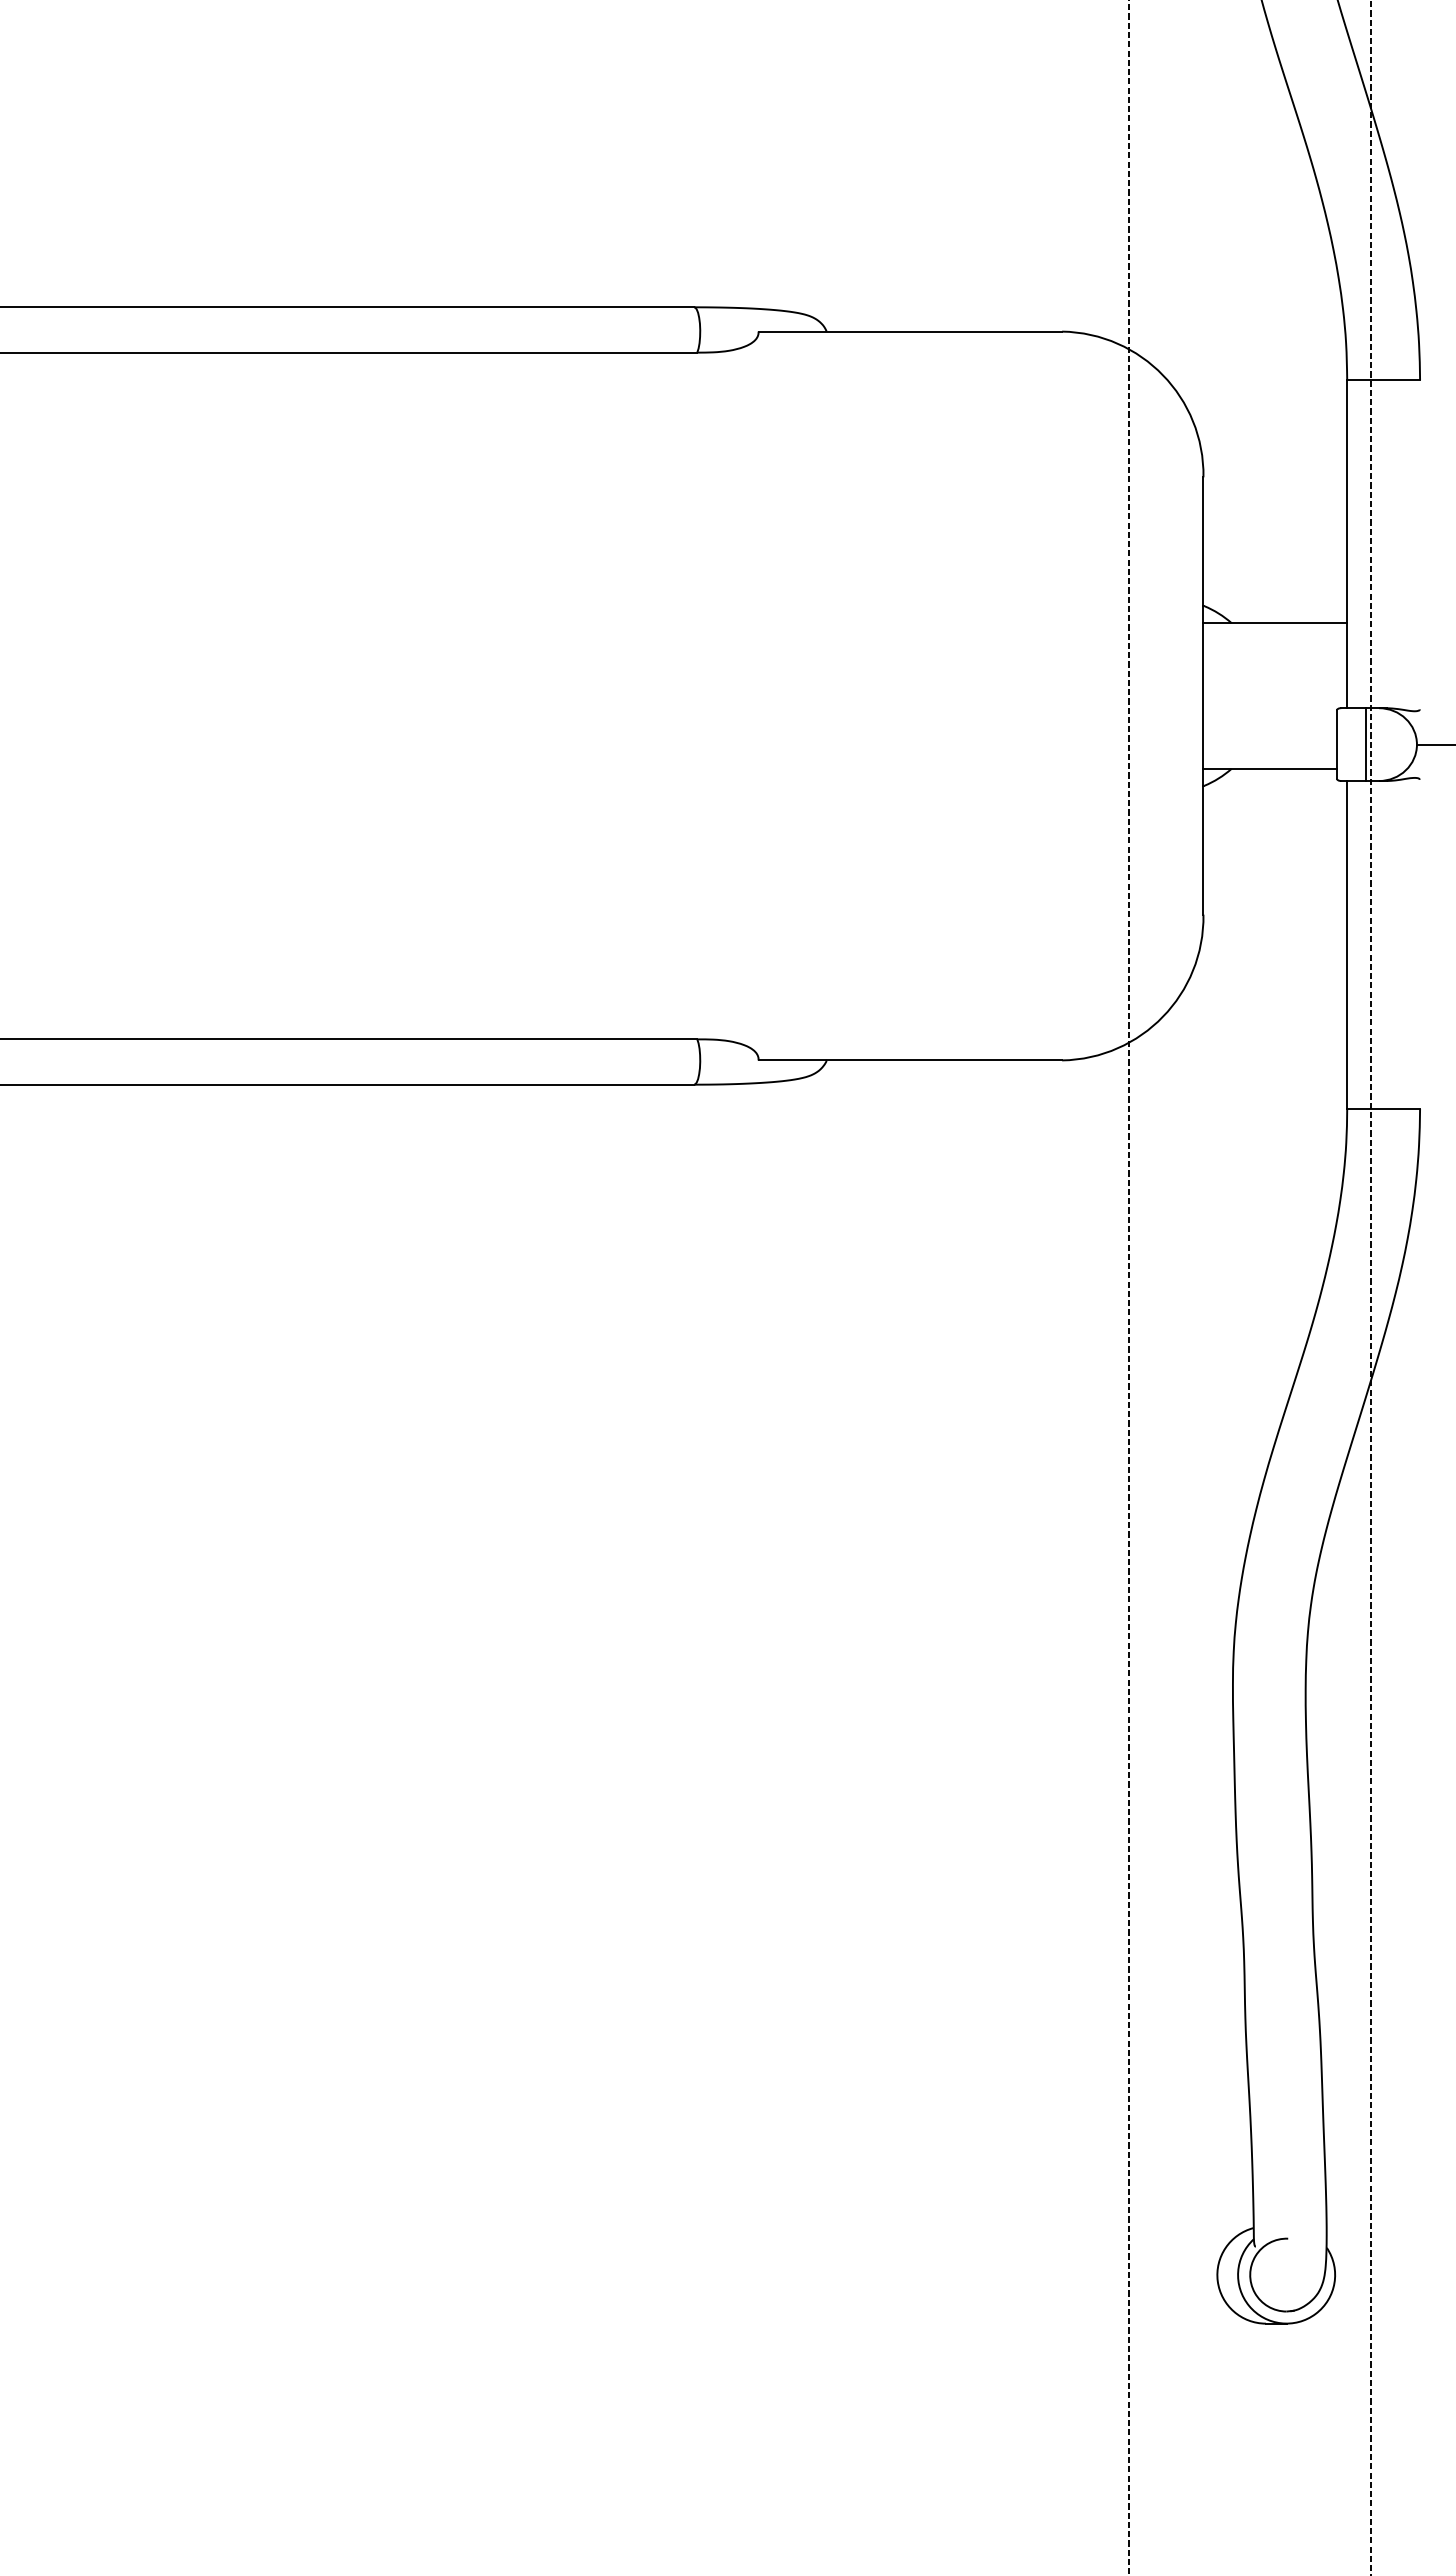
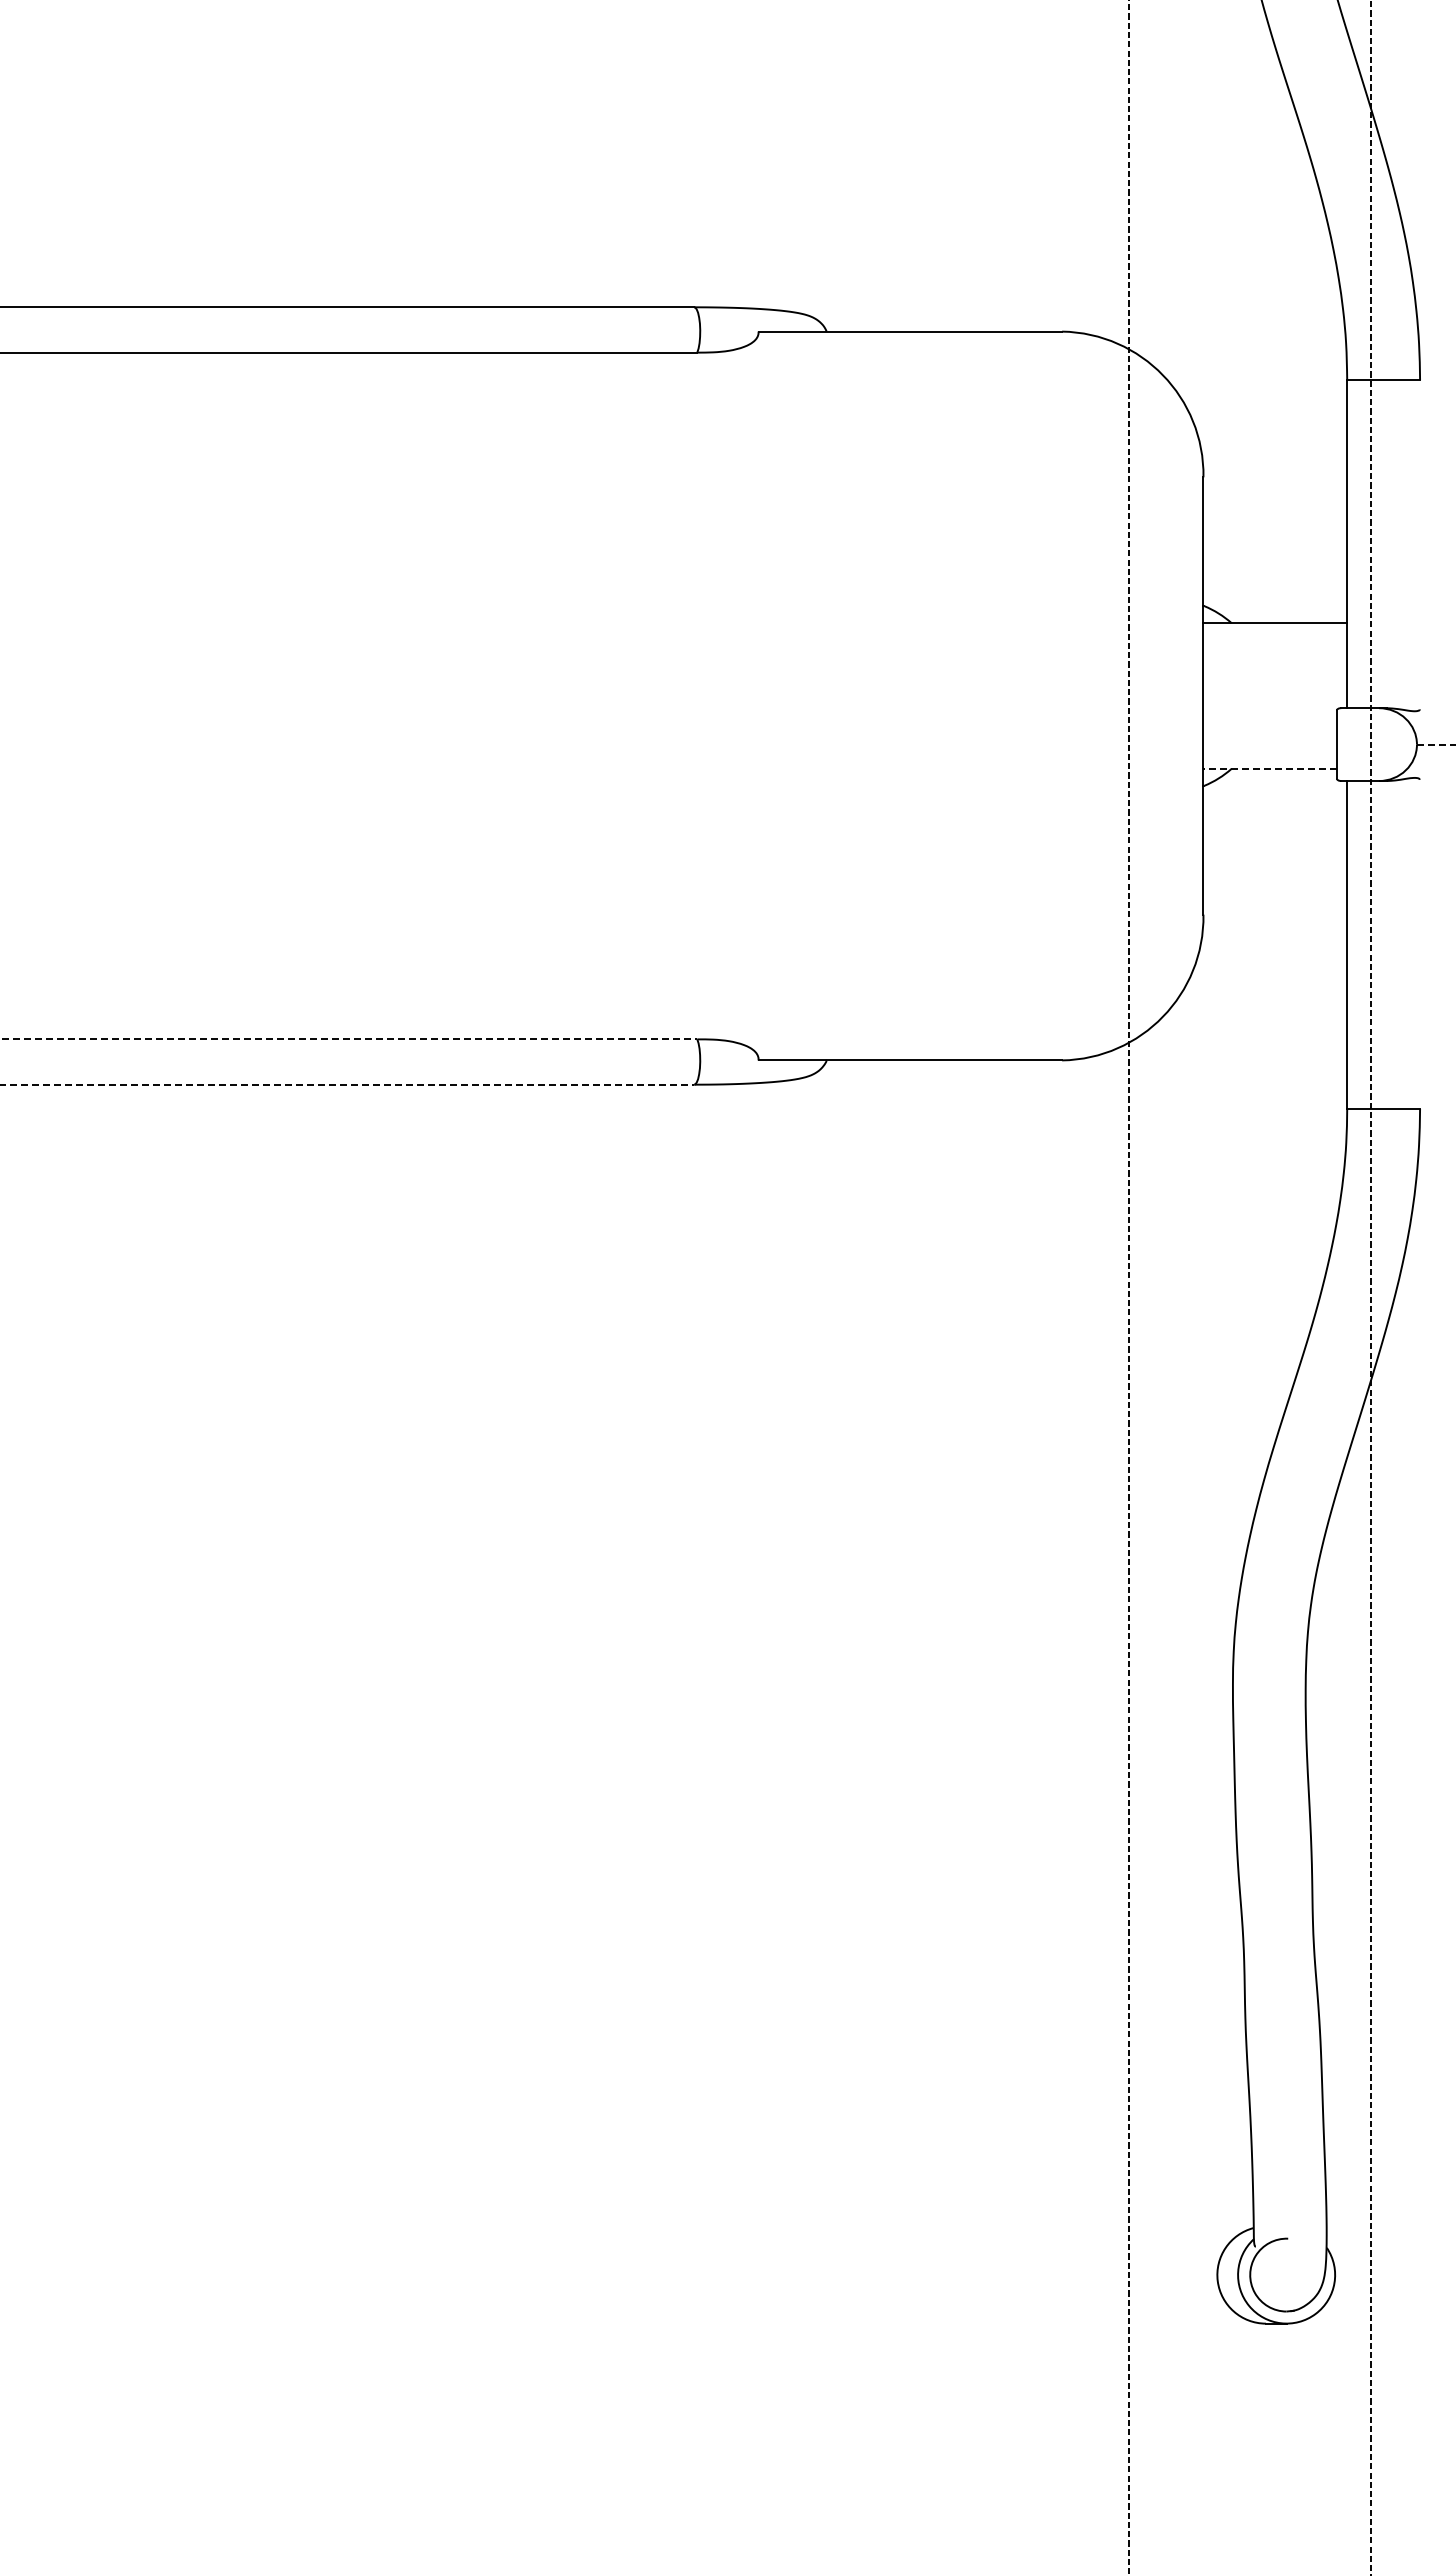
line: present -> none (1366, 744)
line: solid -> dashed (1436, 744)
line: solid -> dashed (1270, 768)
line: solid -> dashed (349, 1039)
line: solid -> dashed (347, 1084)
